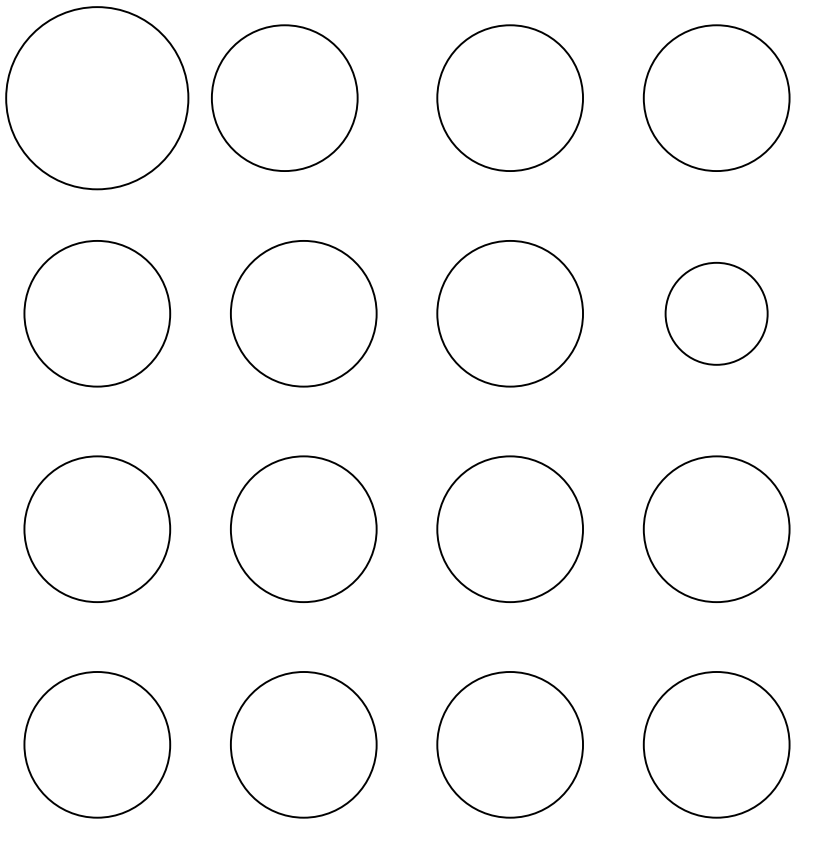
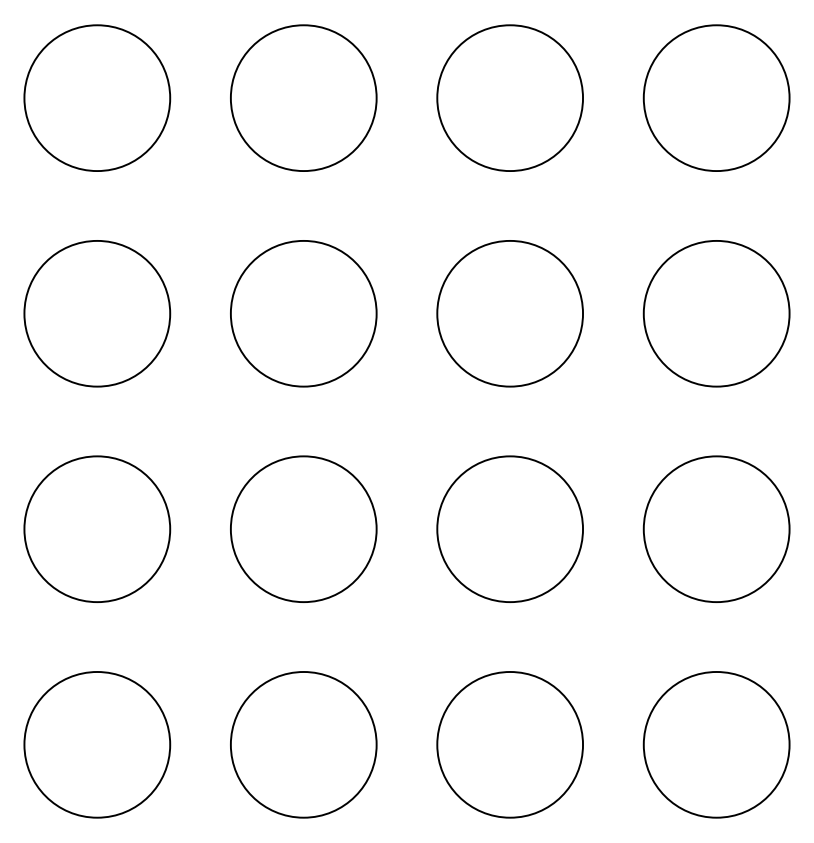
part position: (284, 97) -> (303, 97) (303, 97)
part size: 185x185 px -> 149x148 px (97, 97)
part size: 105x105 px -> 149x148 px (716, 313)
